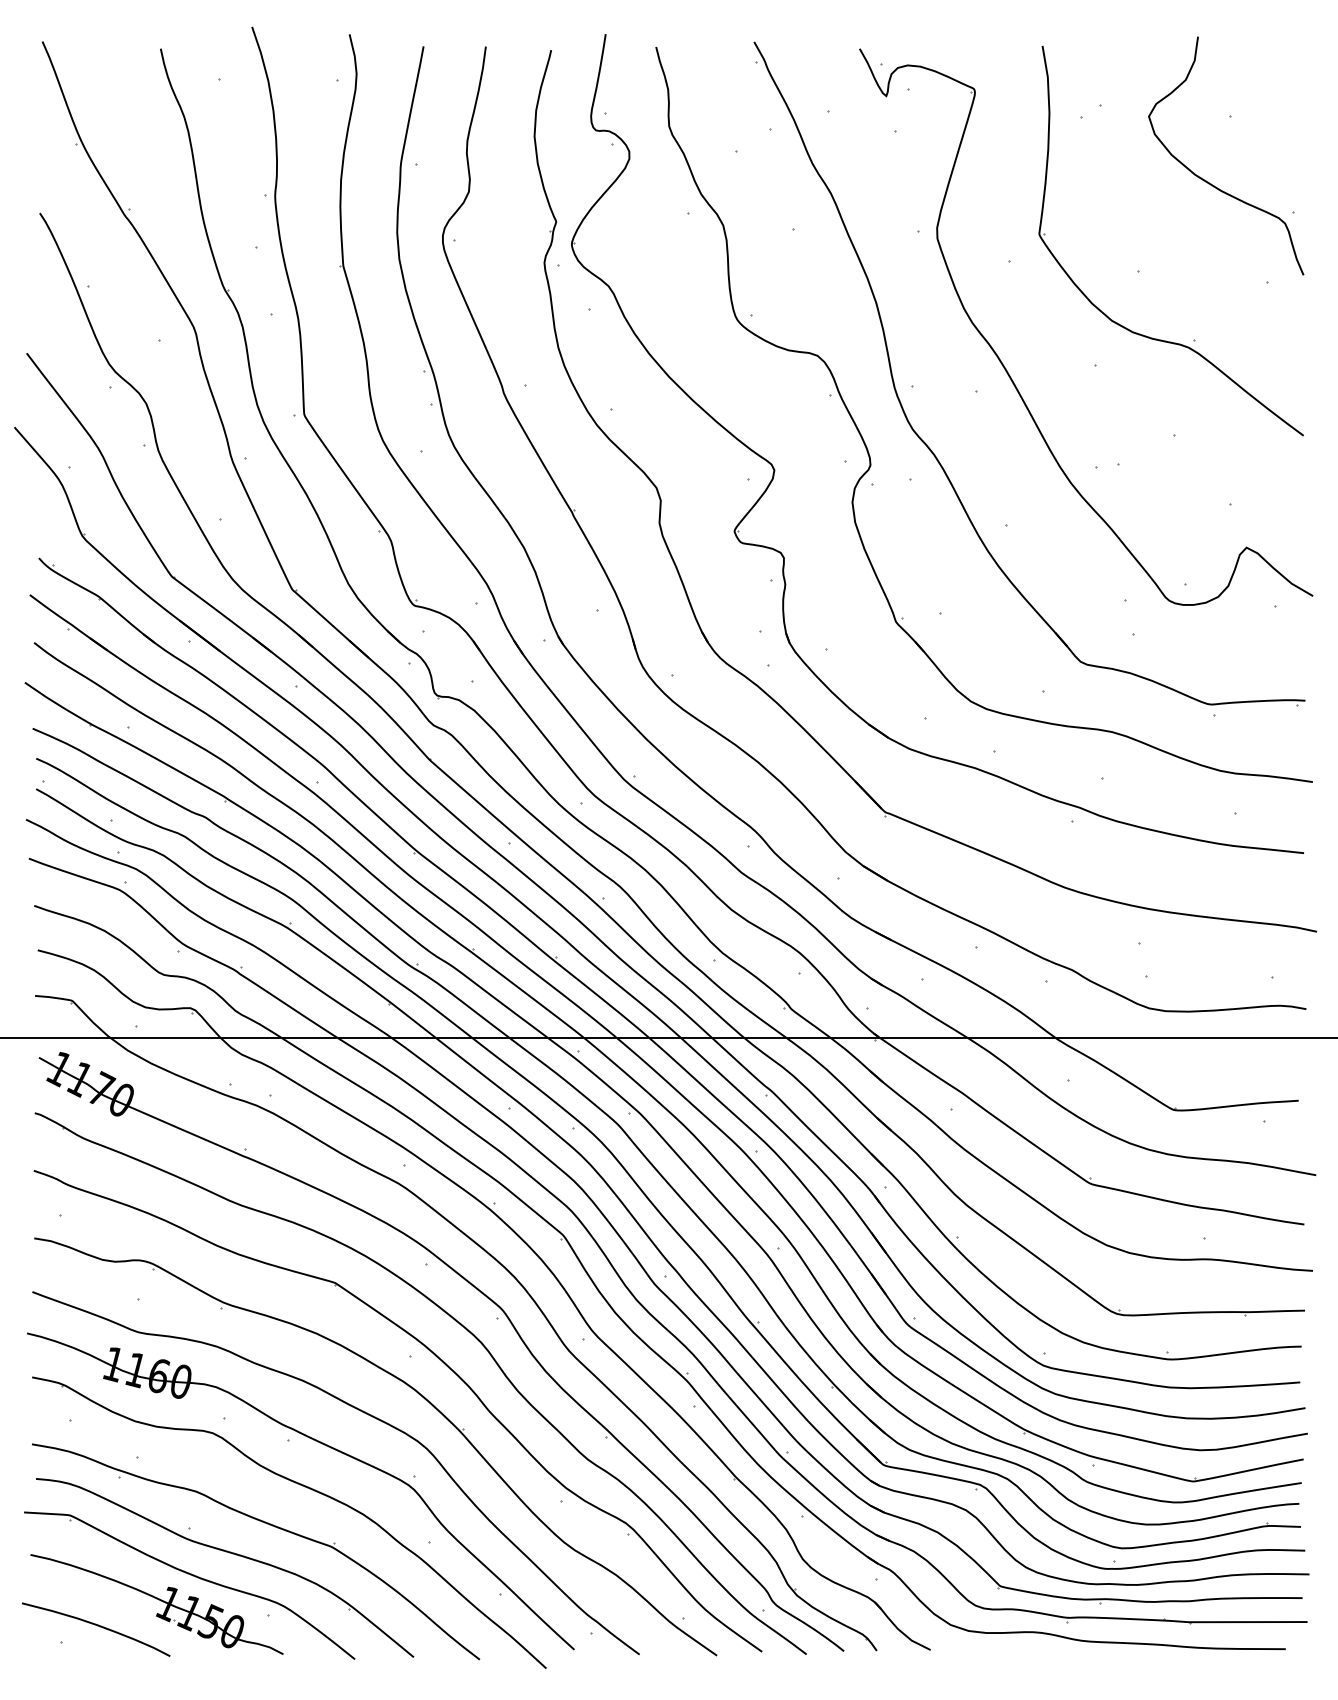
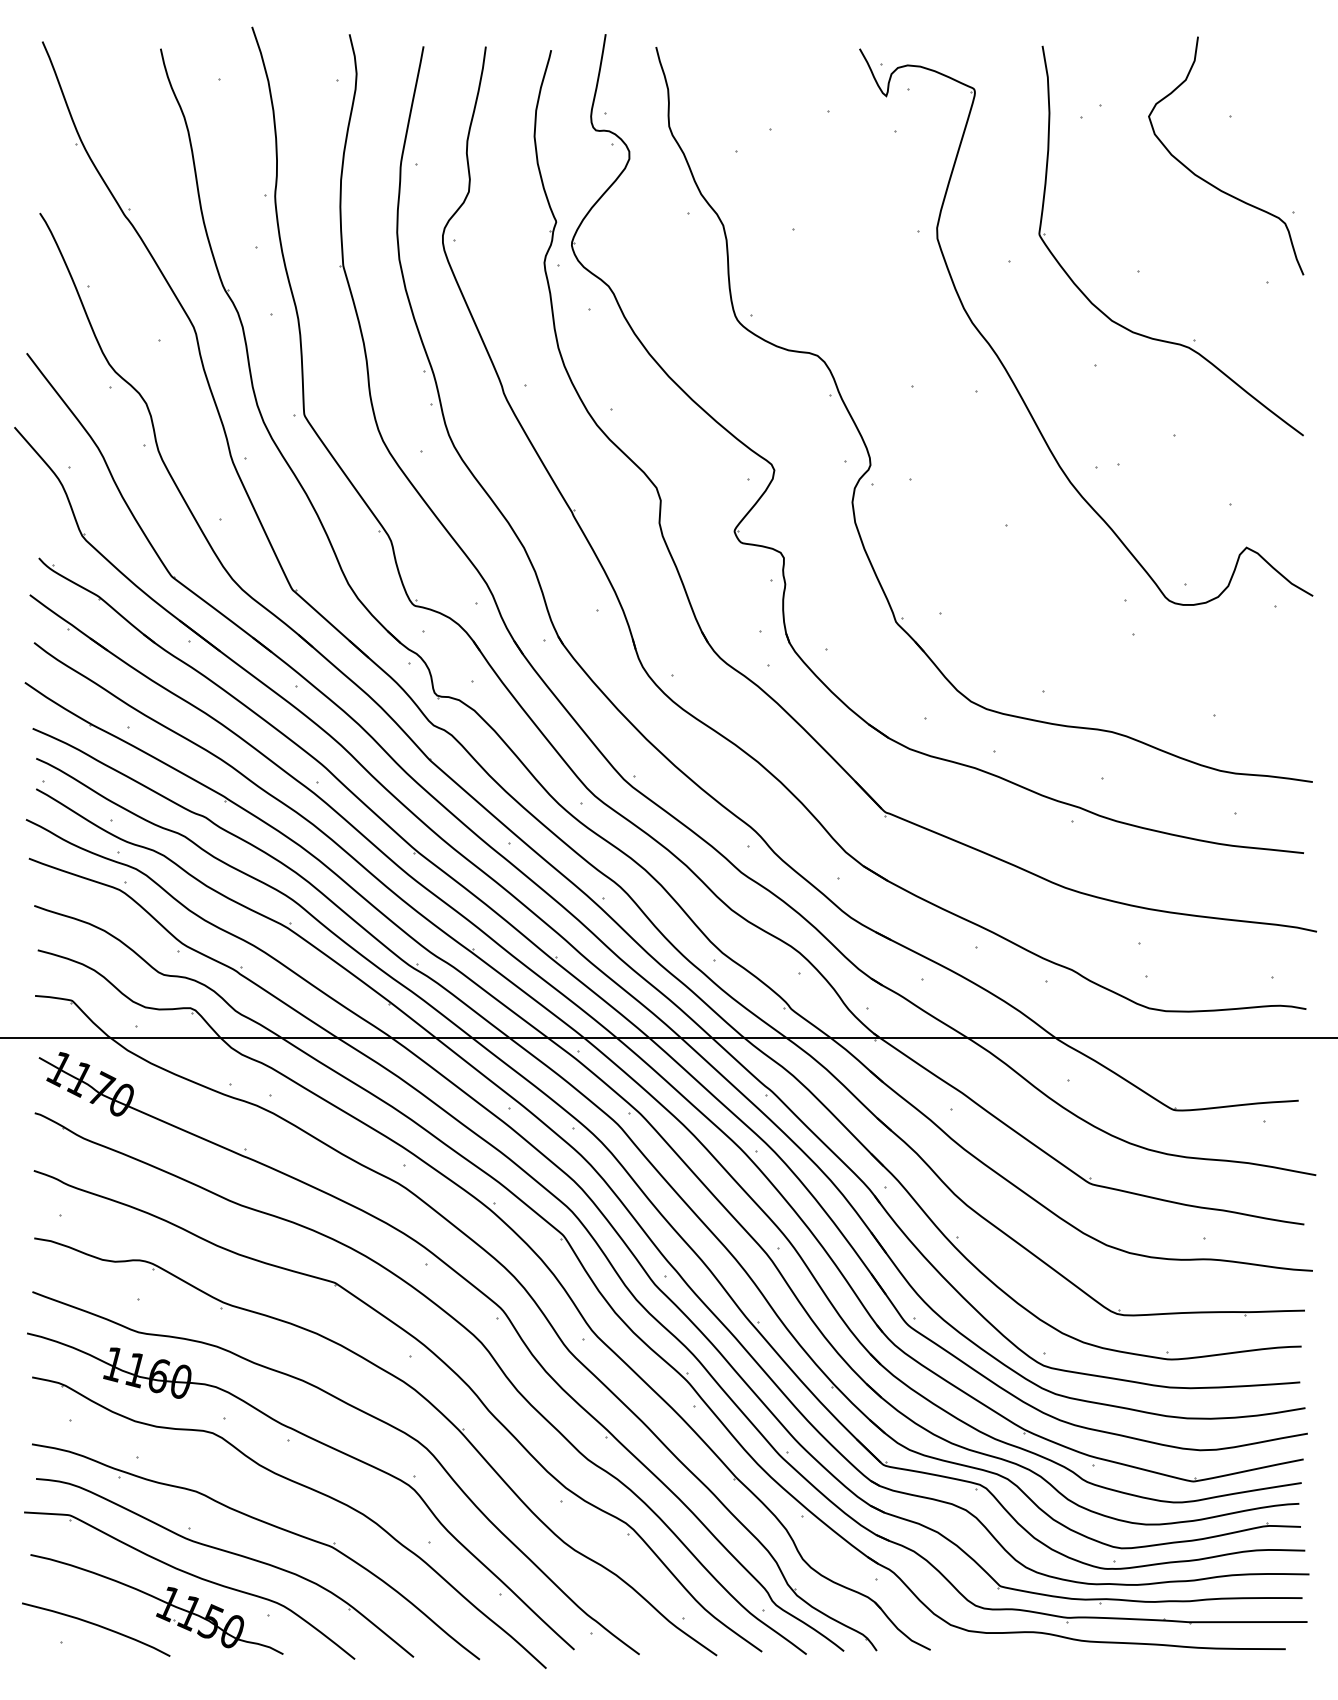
part: present -> none (931, 449)
